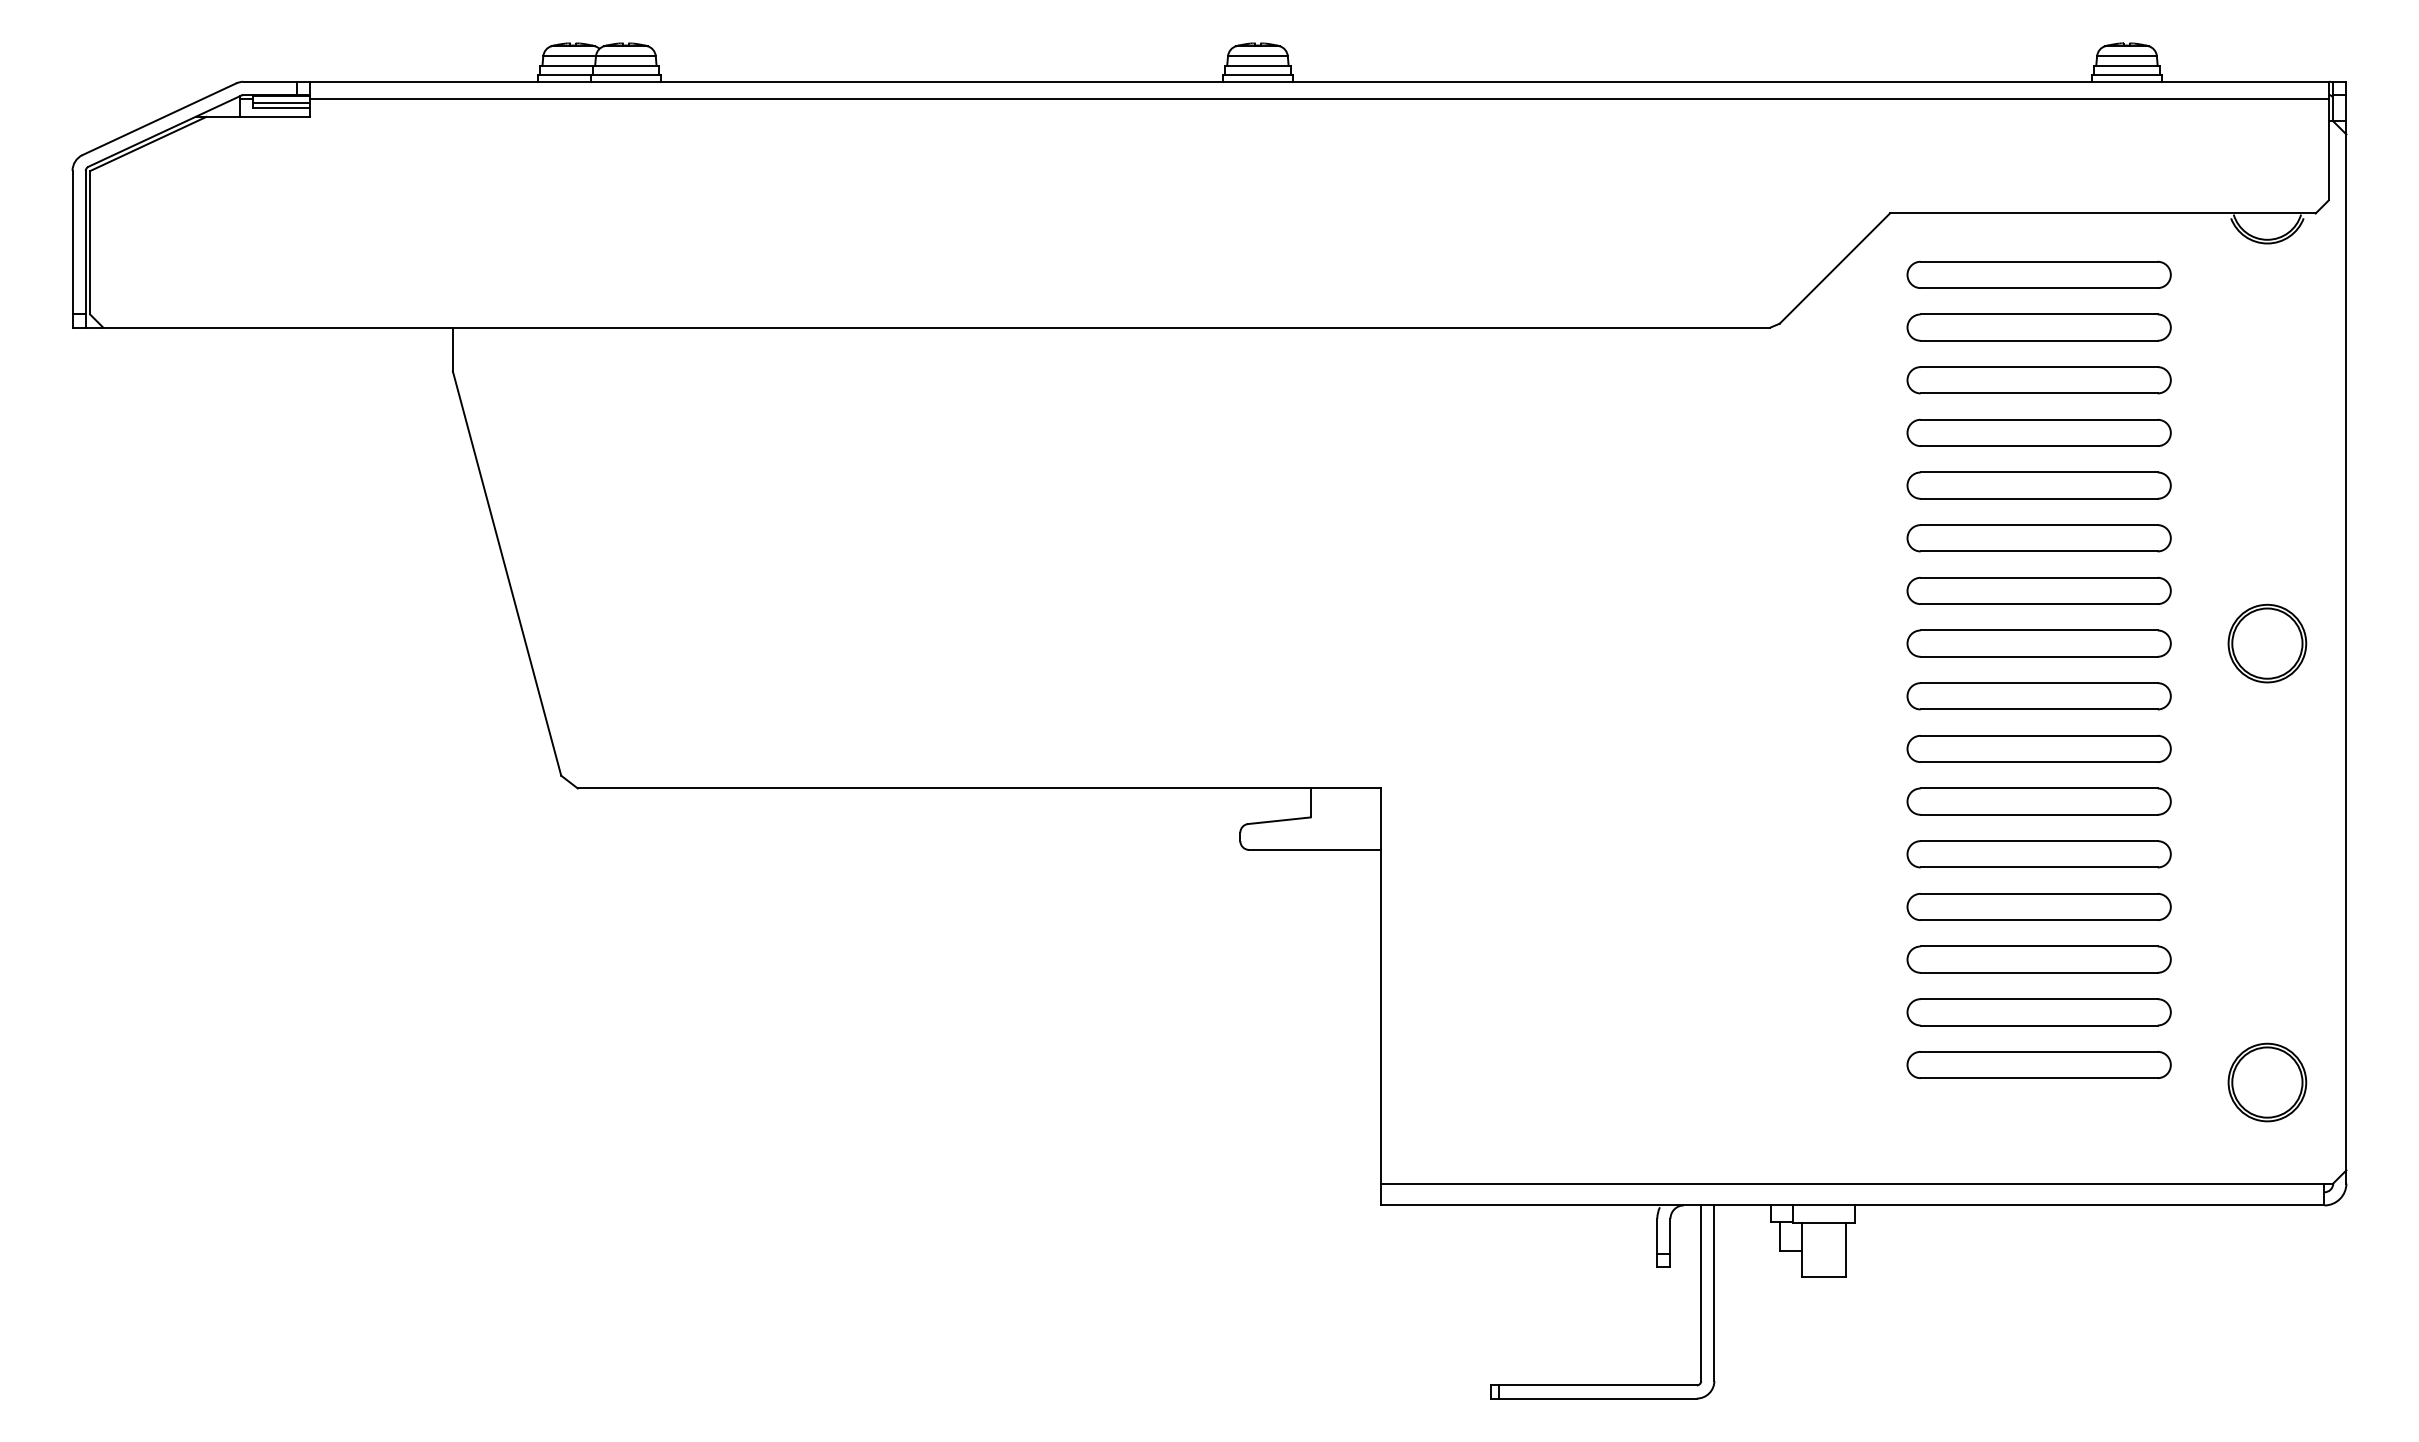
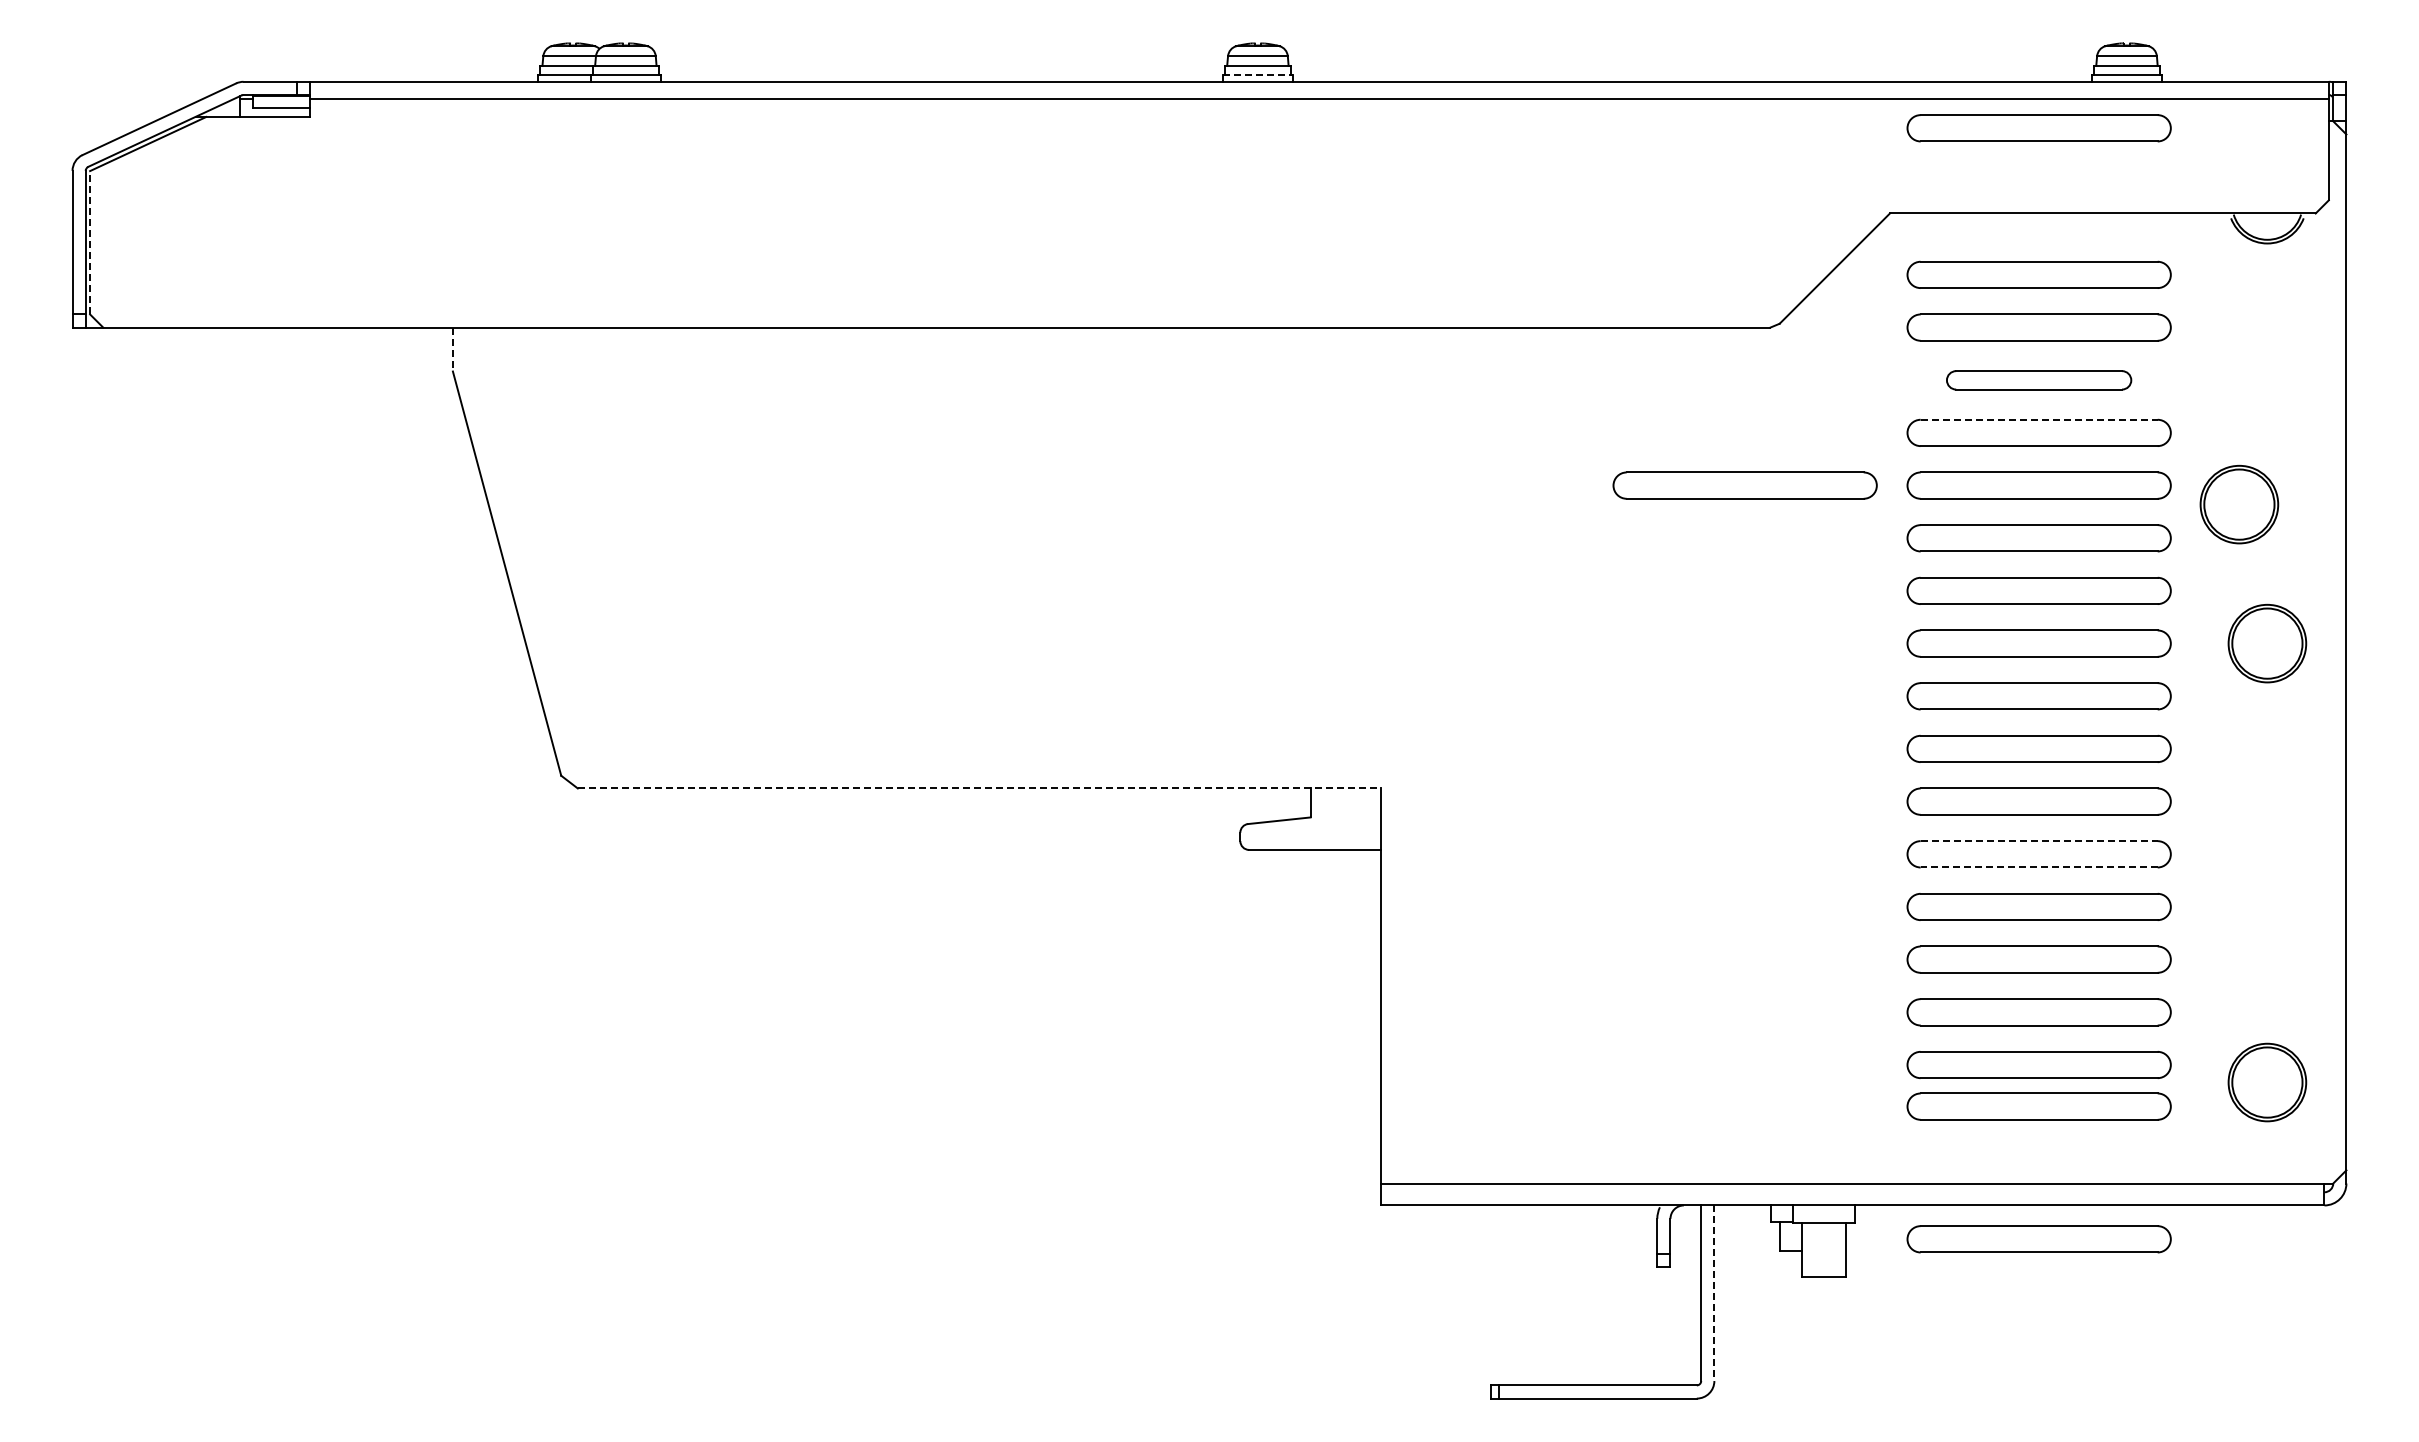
line: solid -> dashed (1258, 74)
line: present -> none (280, 102)
part: none -> present (2038, 128)
line: solid -> dashed (90, 242)
line: solid -> dashed (452, 349)
part size: 266x29 px -> 187x21 px (2039, 380)
line: solid -> dashed (2039, 419)
part: none -> present (1744, 485)
part: none -> present (2239, 504)
line: solid -> dashed (979, 788)
line: solid -> dashed (2039, 841)
line: solid -> dashed (2039, 867)
part: none -> present (2038, 1106)
part: none -> present (2038, 1239)
line: solid -> dashed (1714, 1293)
